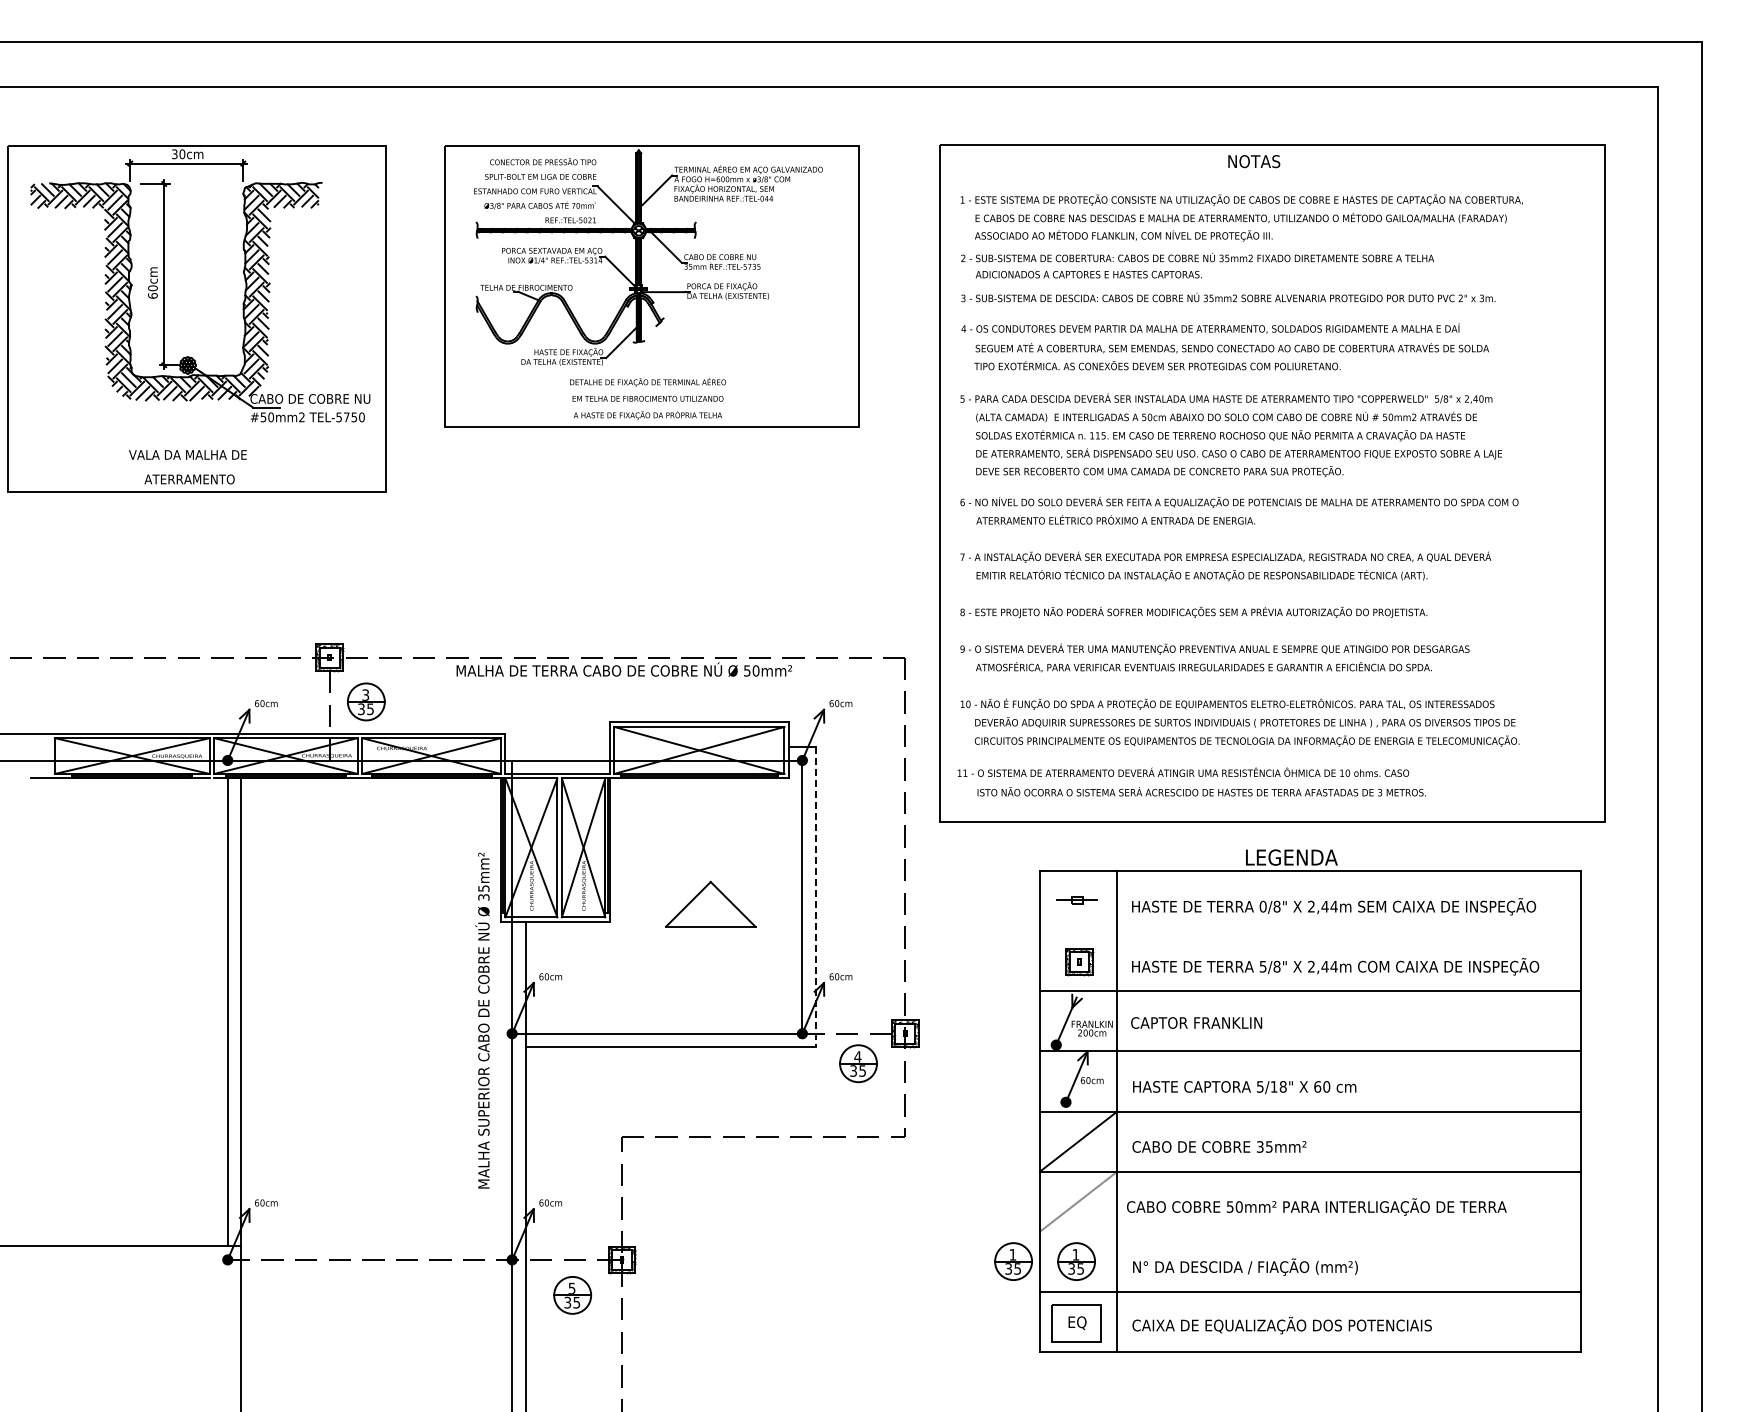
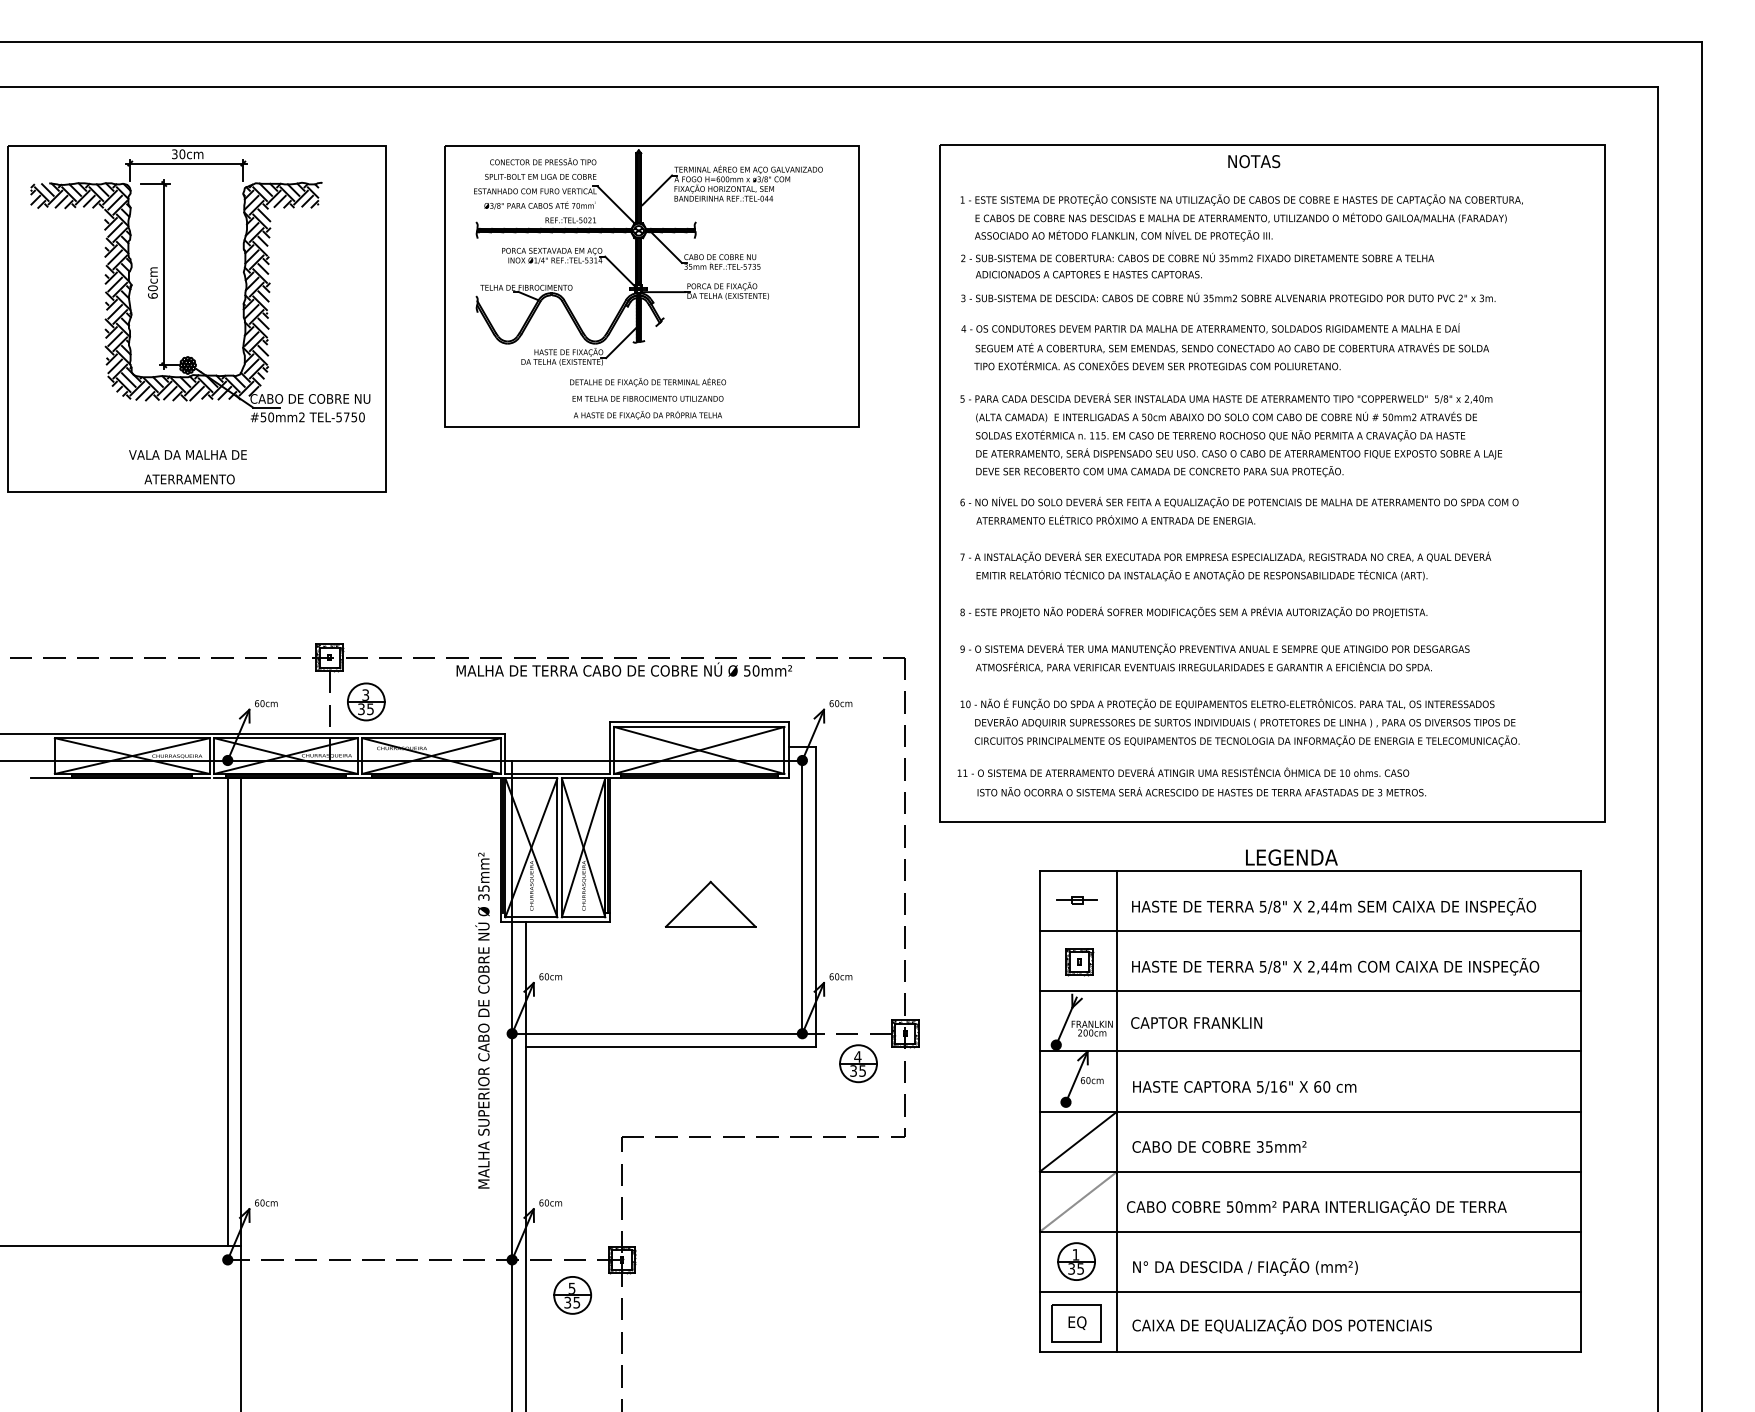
line: dashed -> solid (815, 897)
text: 0/8" -> 5/8" (1262, 906)
line: none -> present (1310, 931)
text: 5/18" -> 5/16" (1282, 1086)
line: none -> present (1310, 1231)
part: present -> none (1013, 1261)
